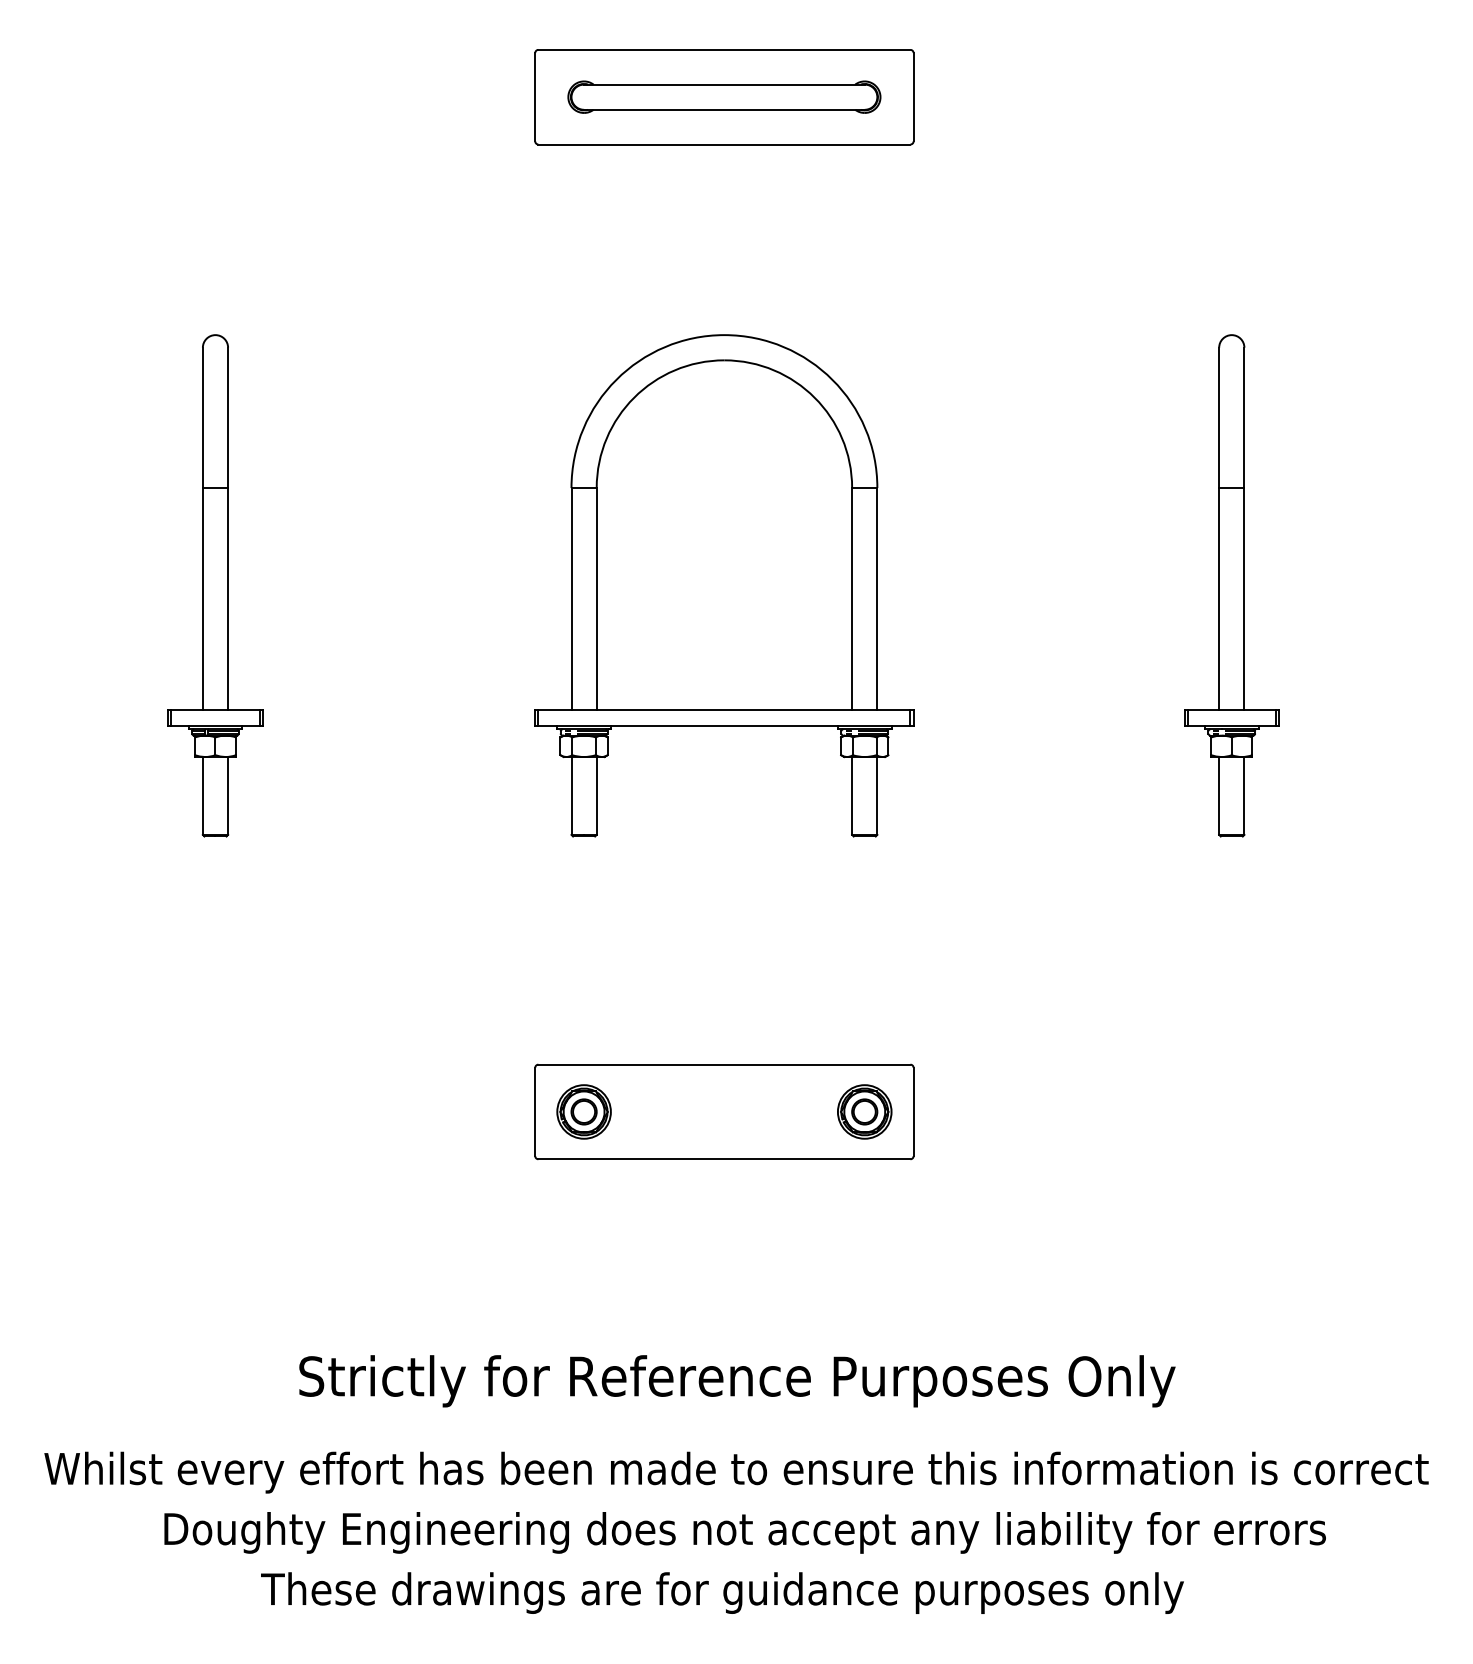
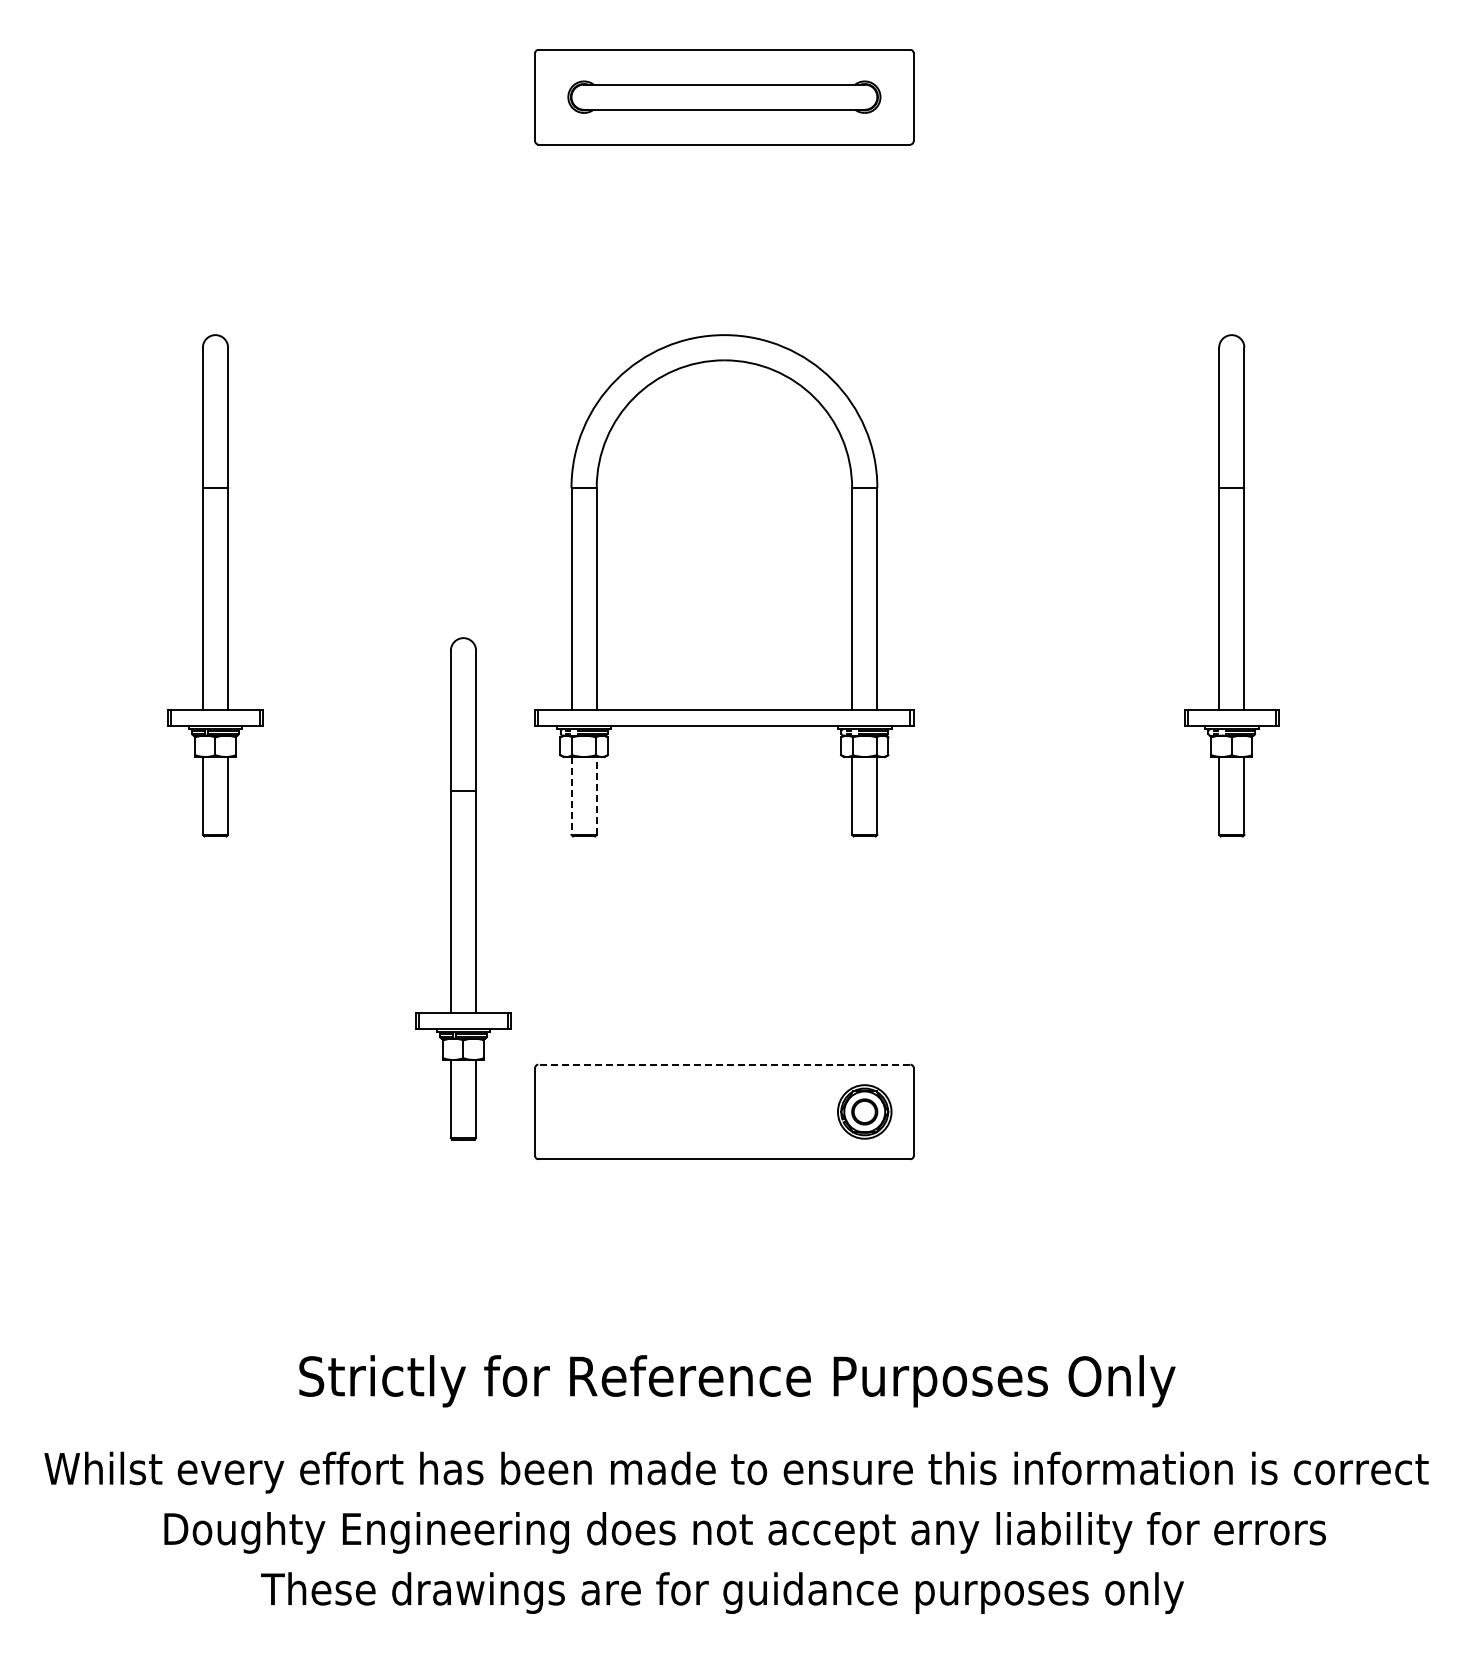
line: solid -> dashed (571, 795)
line: solid -> dashed (596, 795)
part: none -> present (463, 888)
line: solid -> dashed (723, 1064)
part: present -> none (583, 1111)
